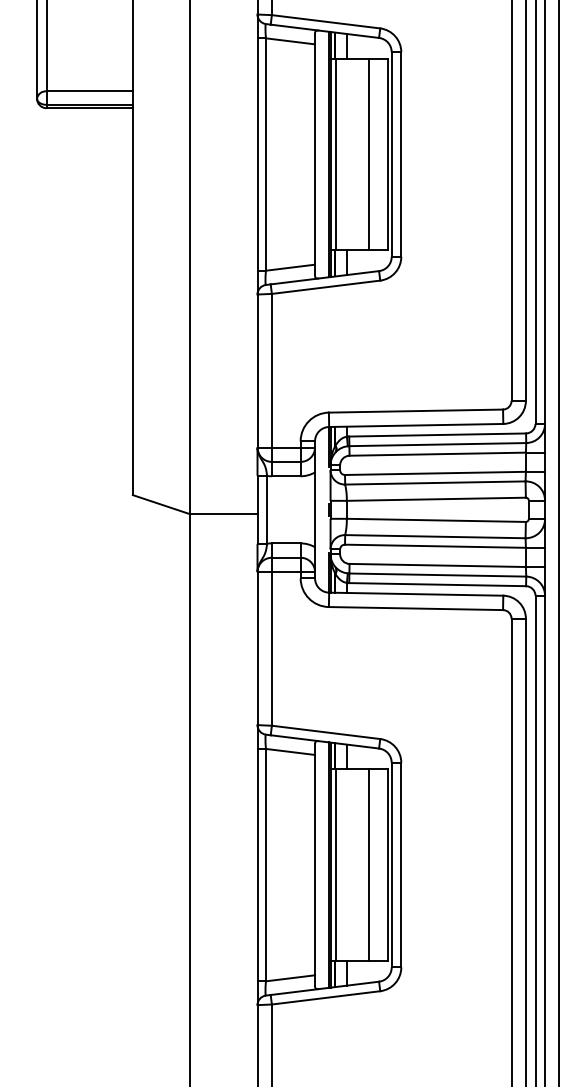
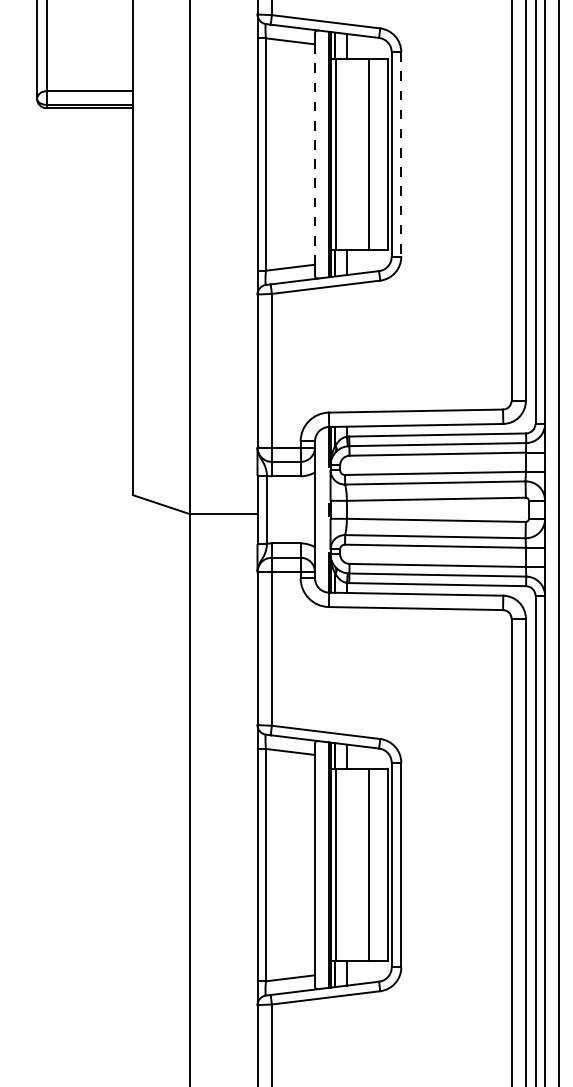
line: solid -> dashed (315, 154)
line: solid -> dashed (401, 155)
